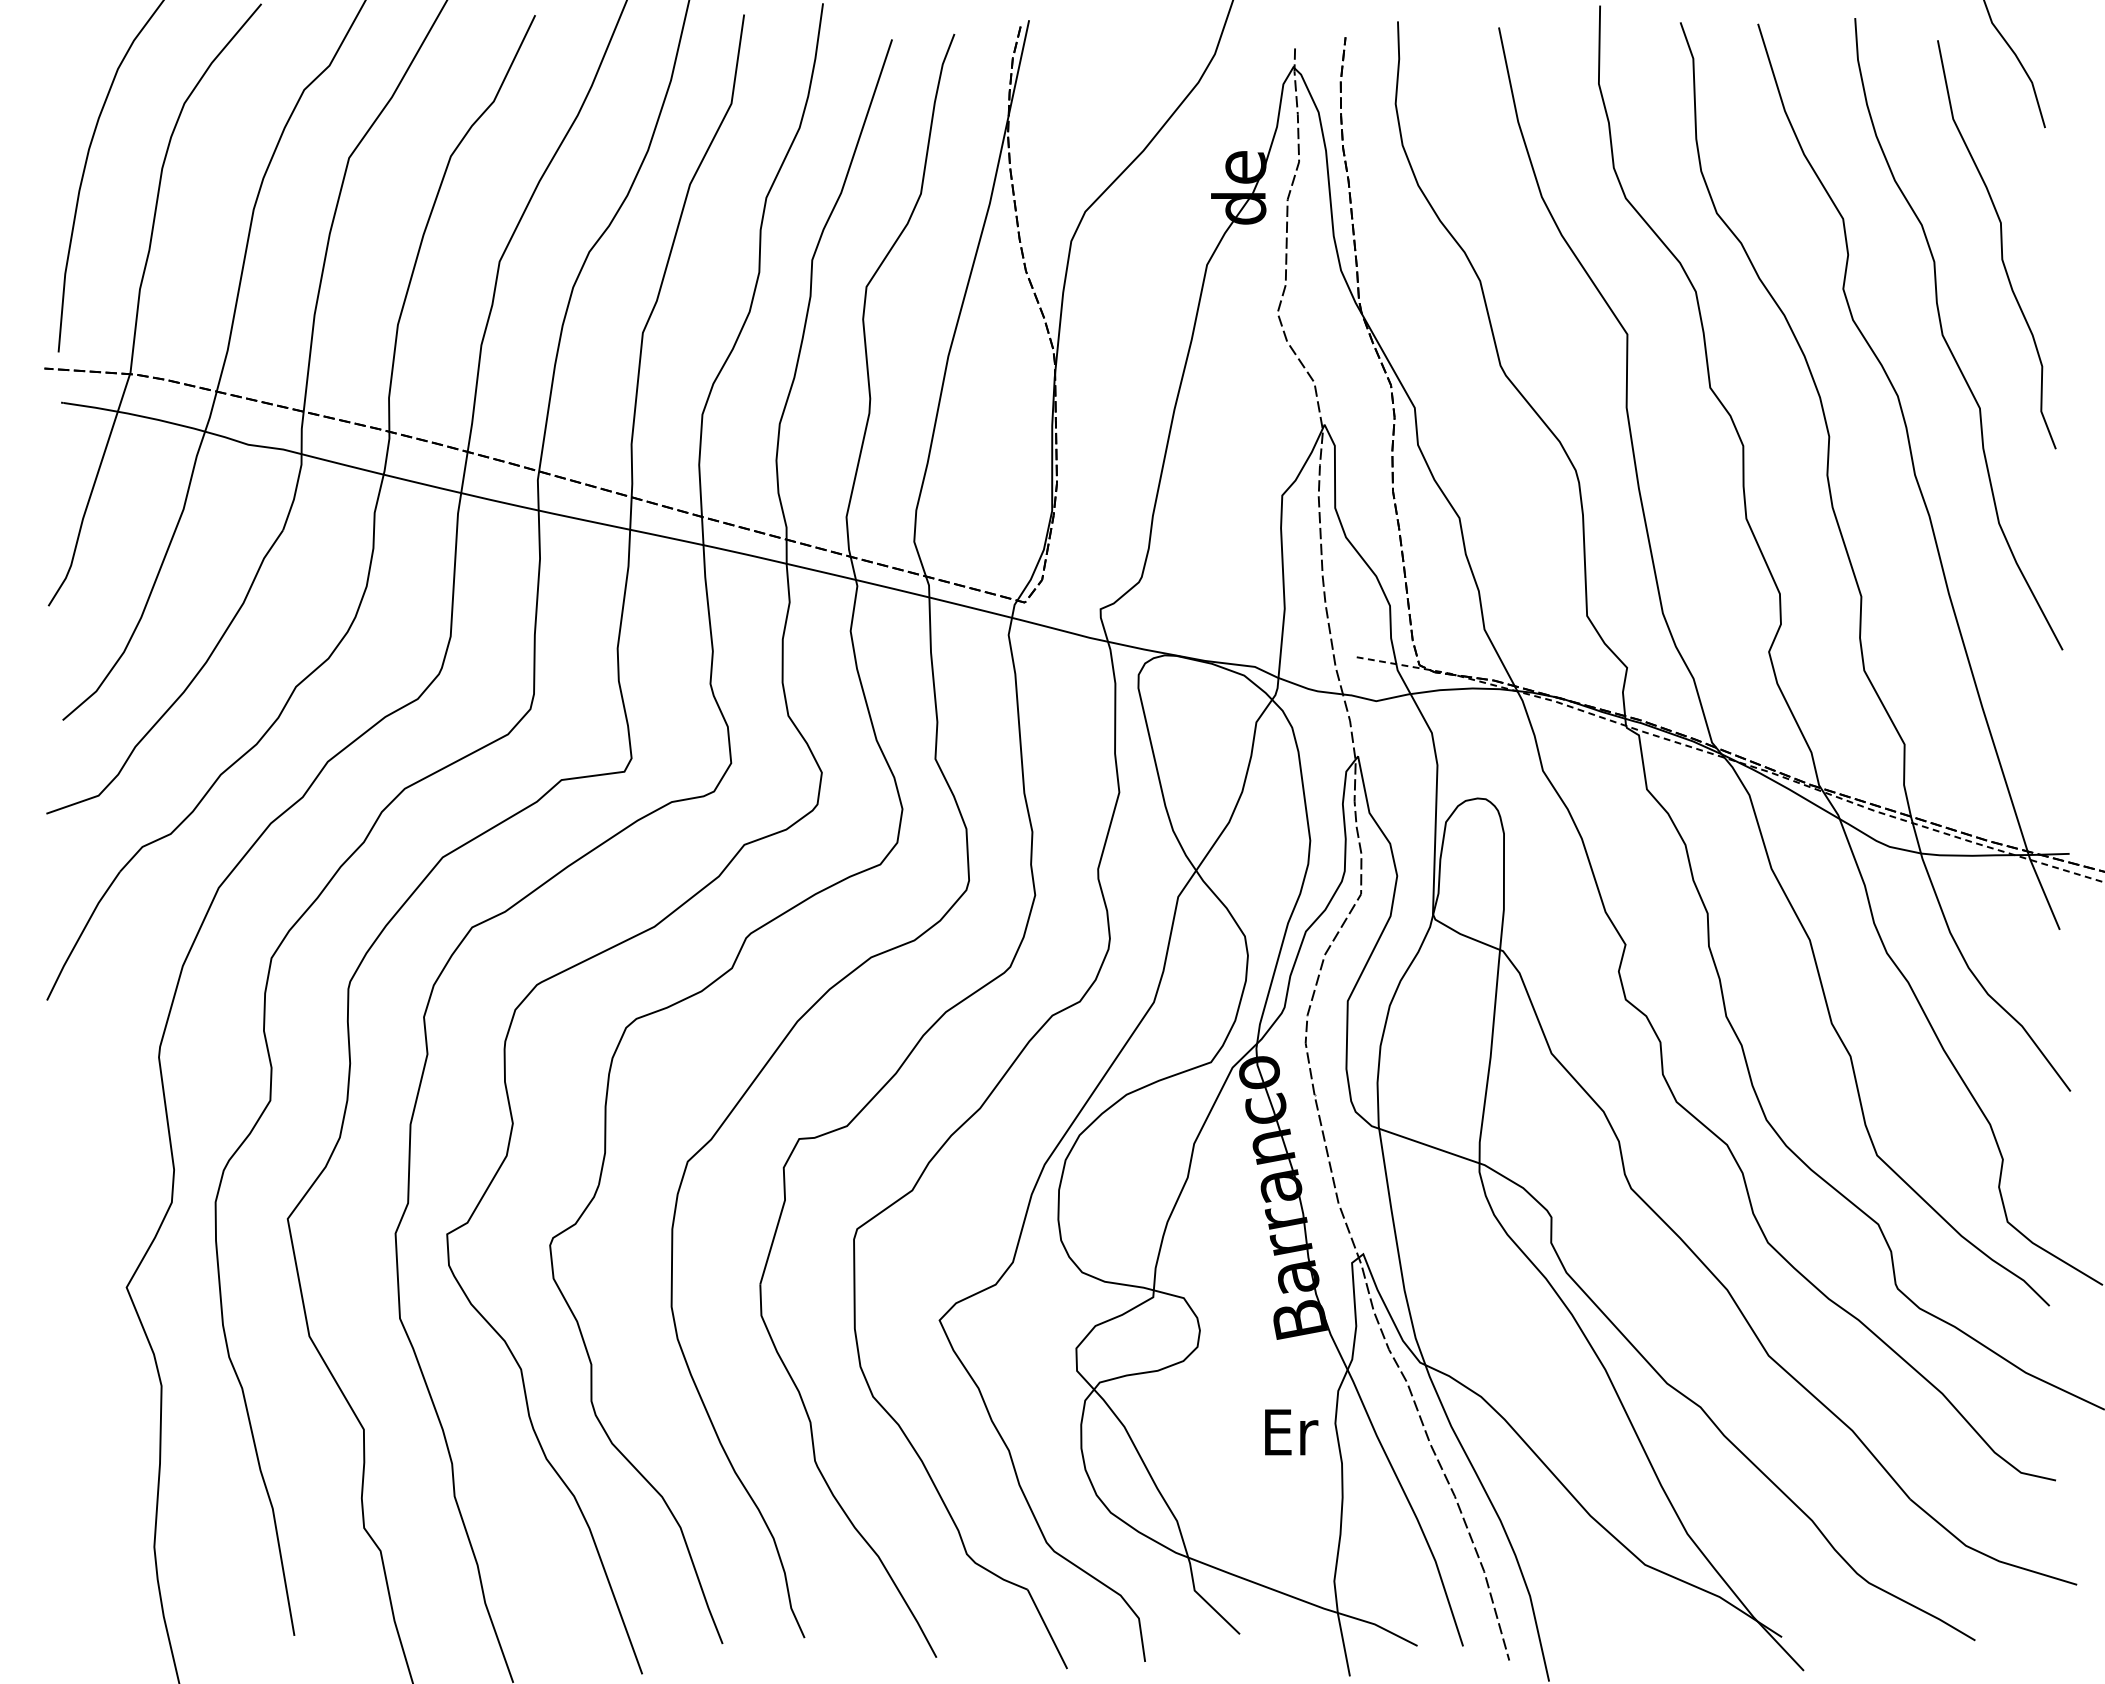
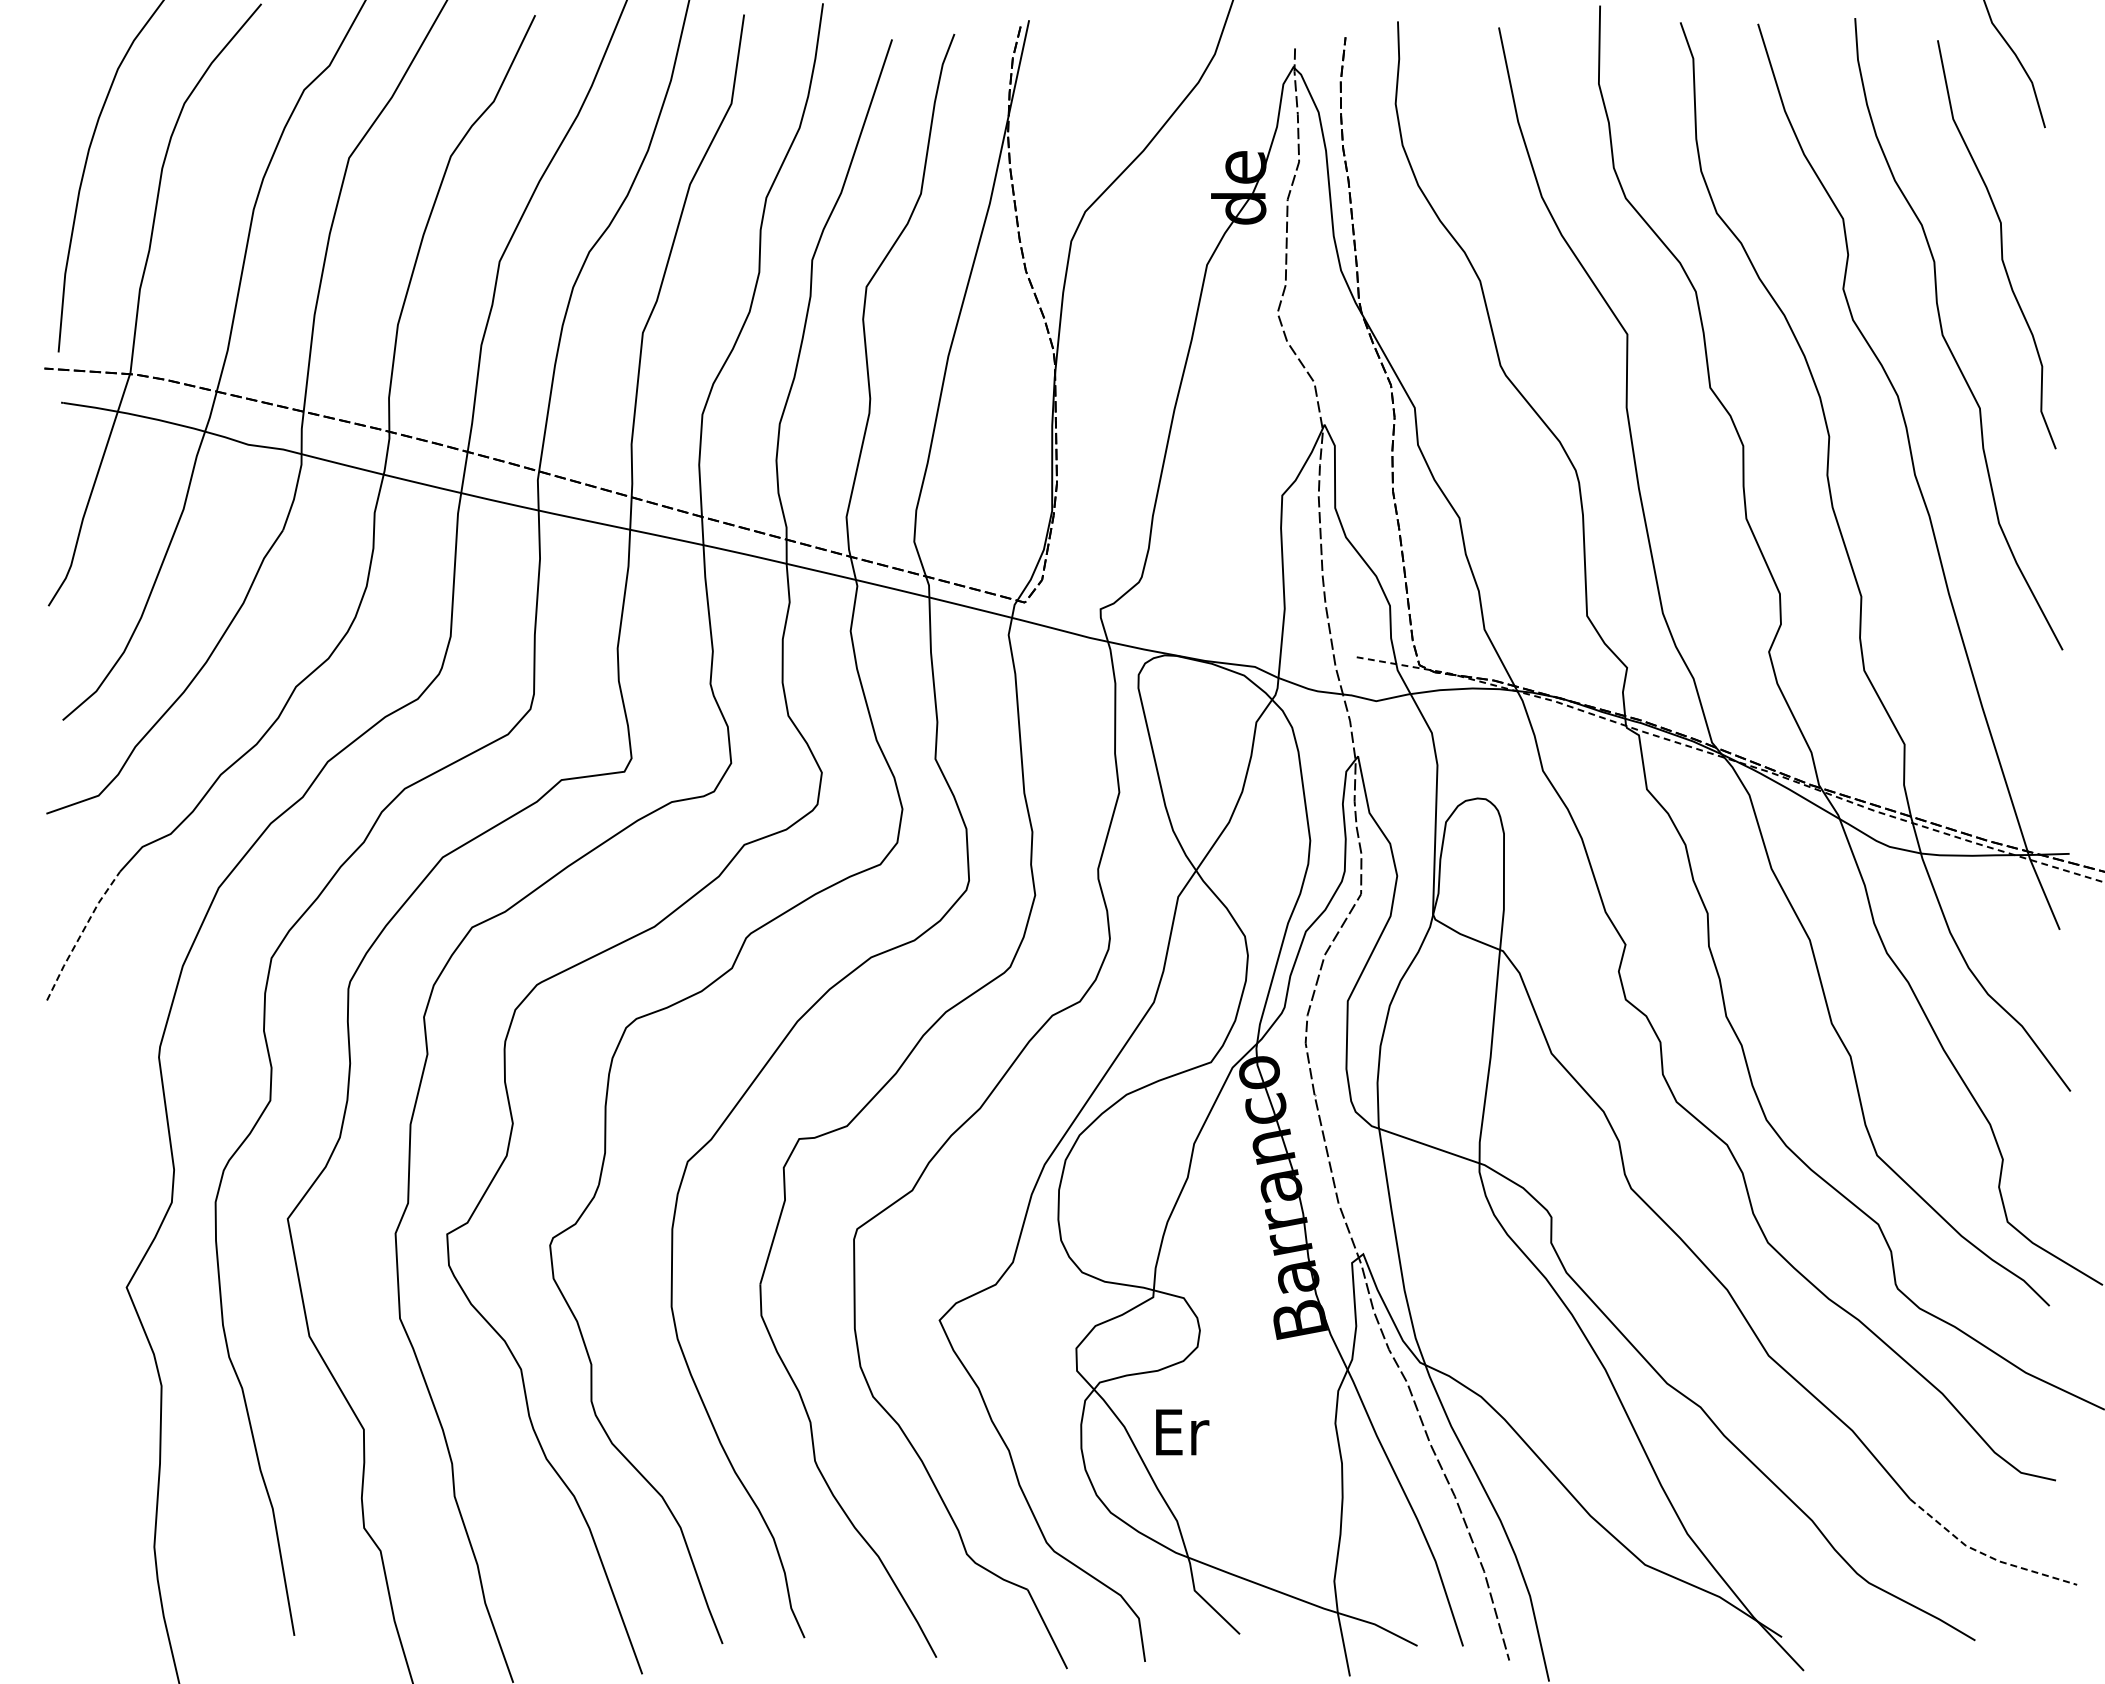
line: solid -> dashed (81, 934)
text position: (1291, 1432) -> (1182, 1432) (1182, 1432)
line: solid -> dashed (1986, 1555)
